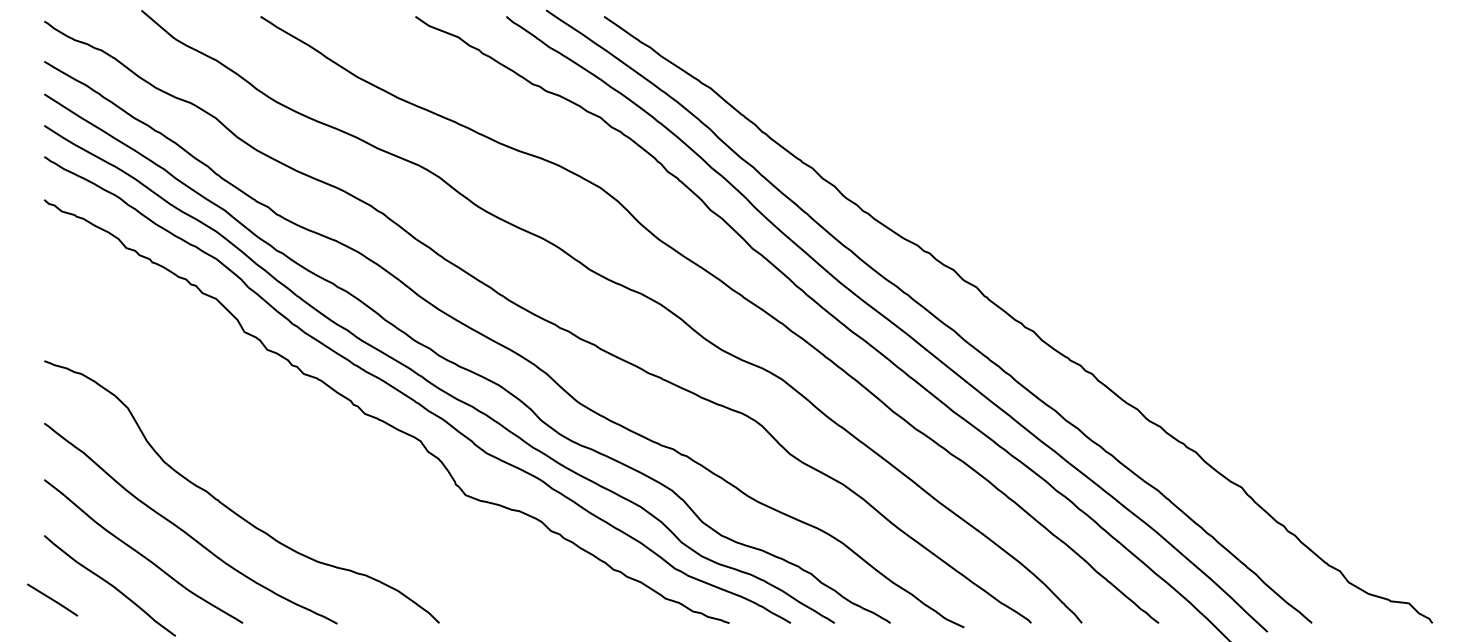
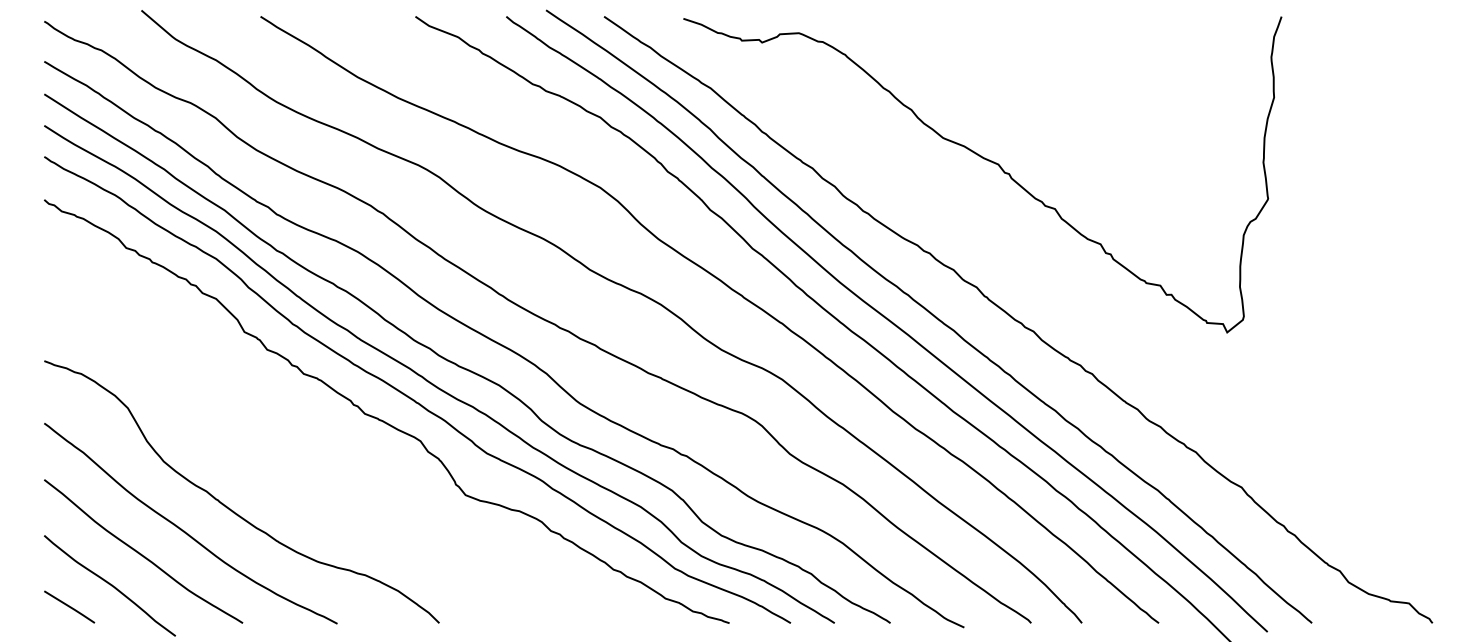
curve: none -> present (988, 161)
line position: (52, 599) -> (69, 606) (69, 606)
